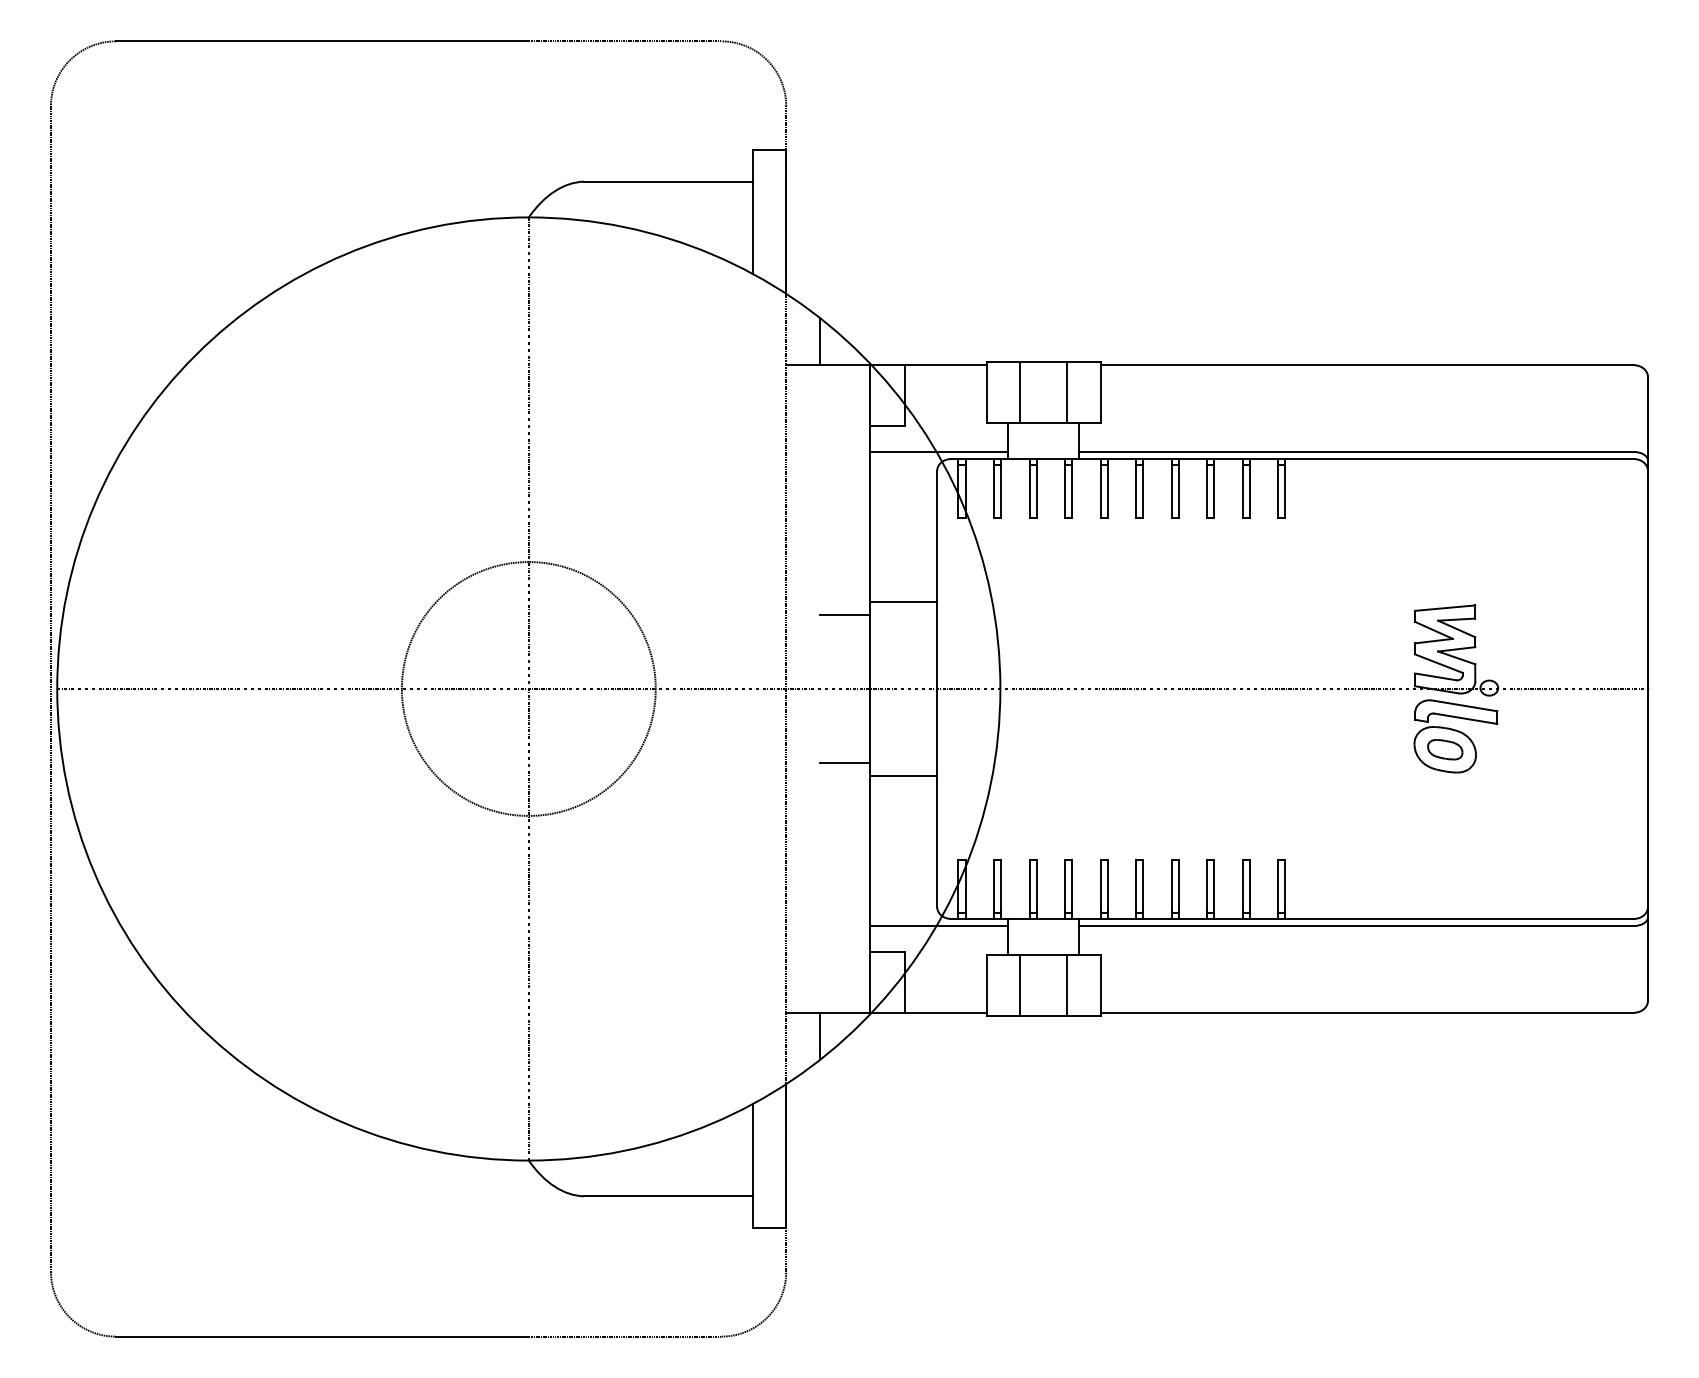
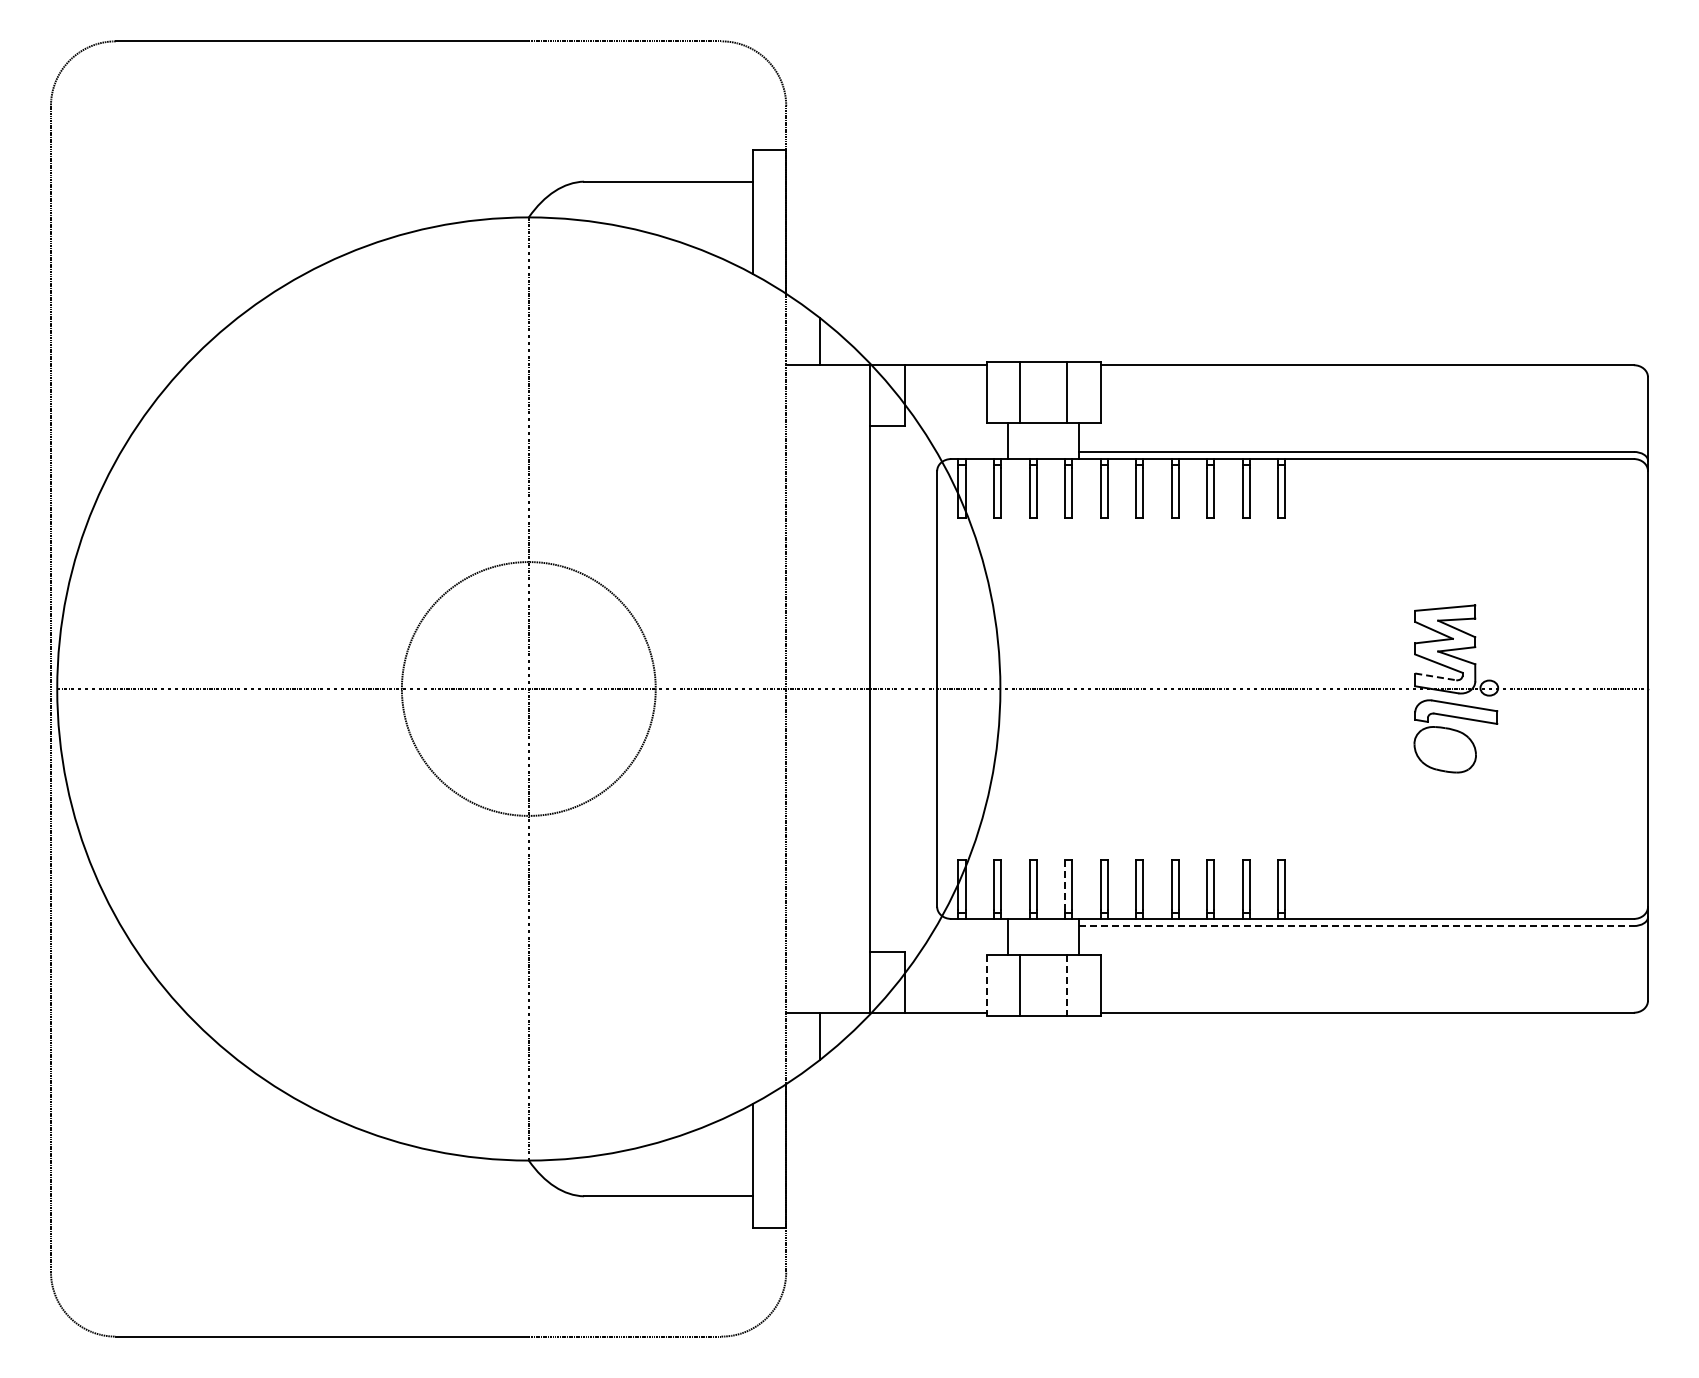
line: present -> none (938, 451)
line: present -> none (903, 602)
line: present -> none (844, 615)
line: solid -> dashed (1435, 676)
part: present -> none (1445, 749)
line: present -> none (844, 762)
line: present -> none (903, 775)
line: solid -> dashed (1065, 884)
line: present -> none (938, 926)
line: solid -> dashed (1357, 926)
line: solid -> dashed (986, 986)
line: solid -> dashed (1067, 986)
